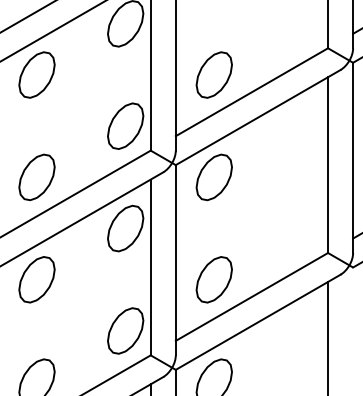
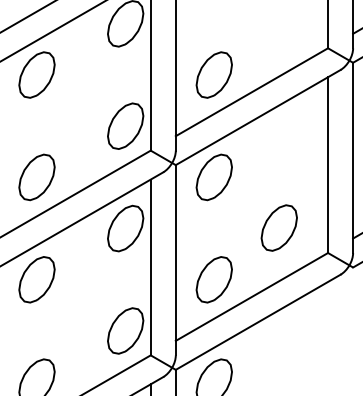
part: none -> present (278, 227)
line: present -> none (328, 336)
